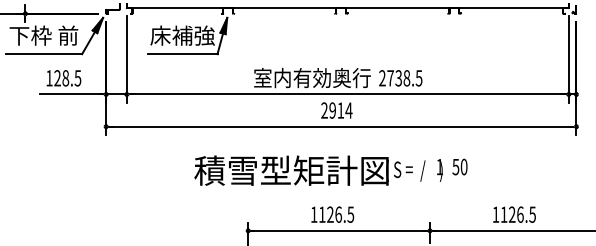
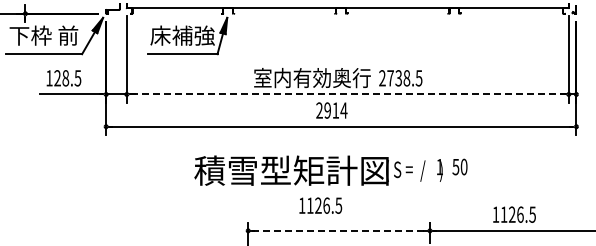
line: solid -> dashed (347, 94)
text position: (336, 110) -> (331, 110) (331, 110)
text position: (332, 214) -> (320, 205) (320, 205)
line: solid -> dashed (339, 230)
